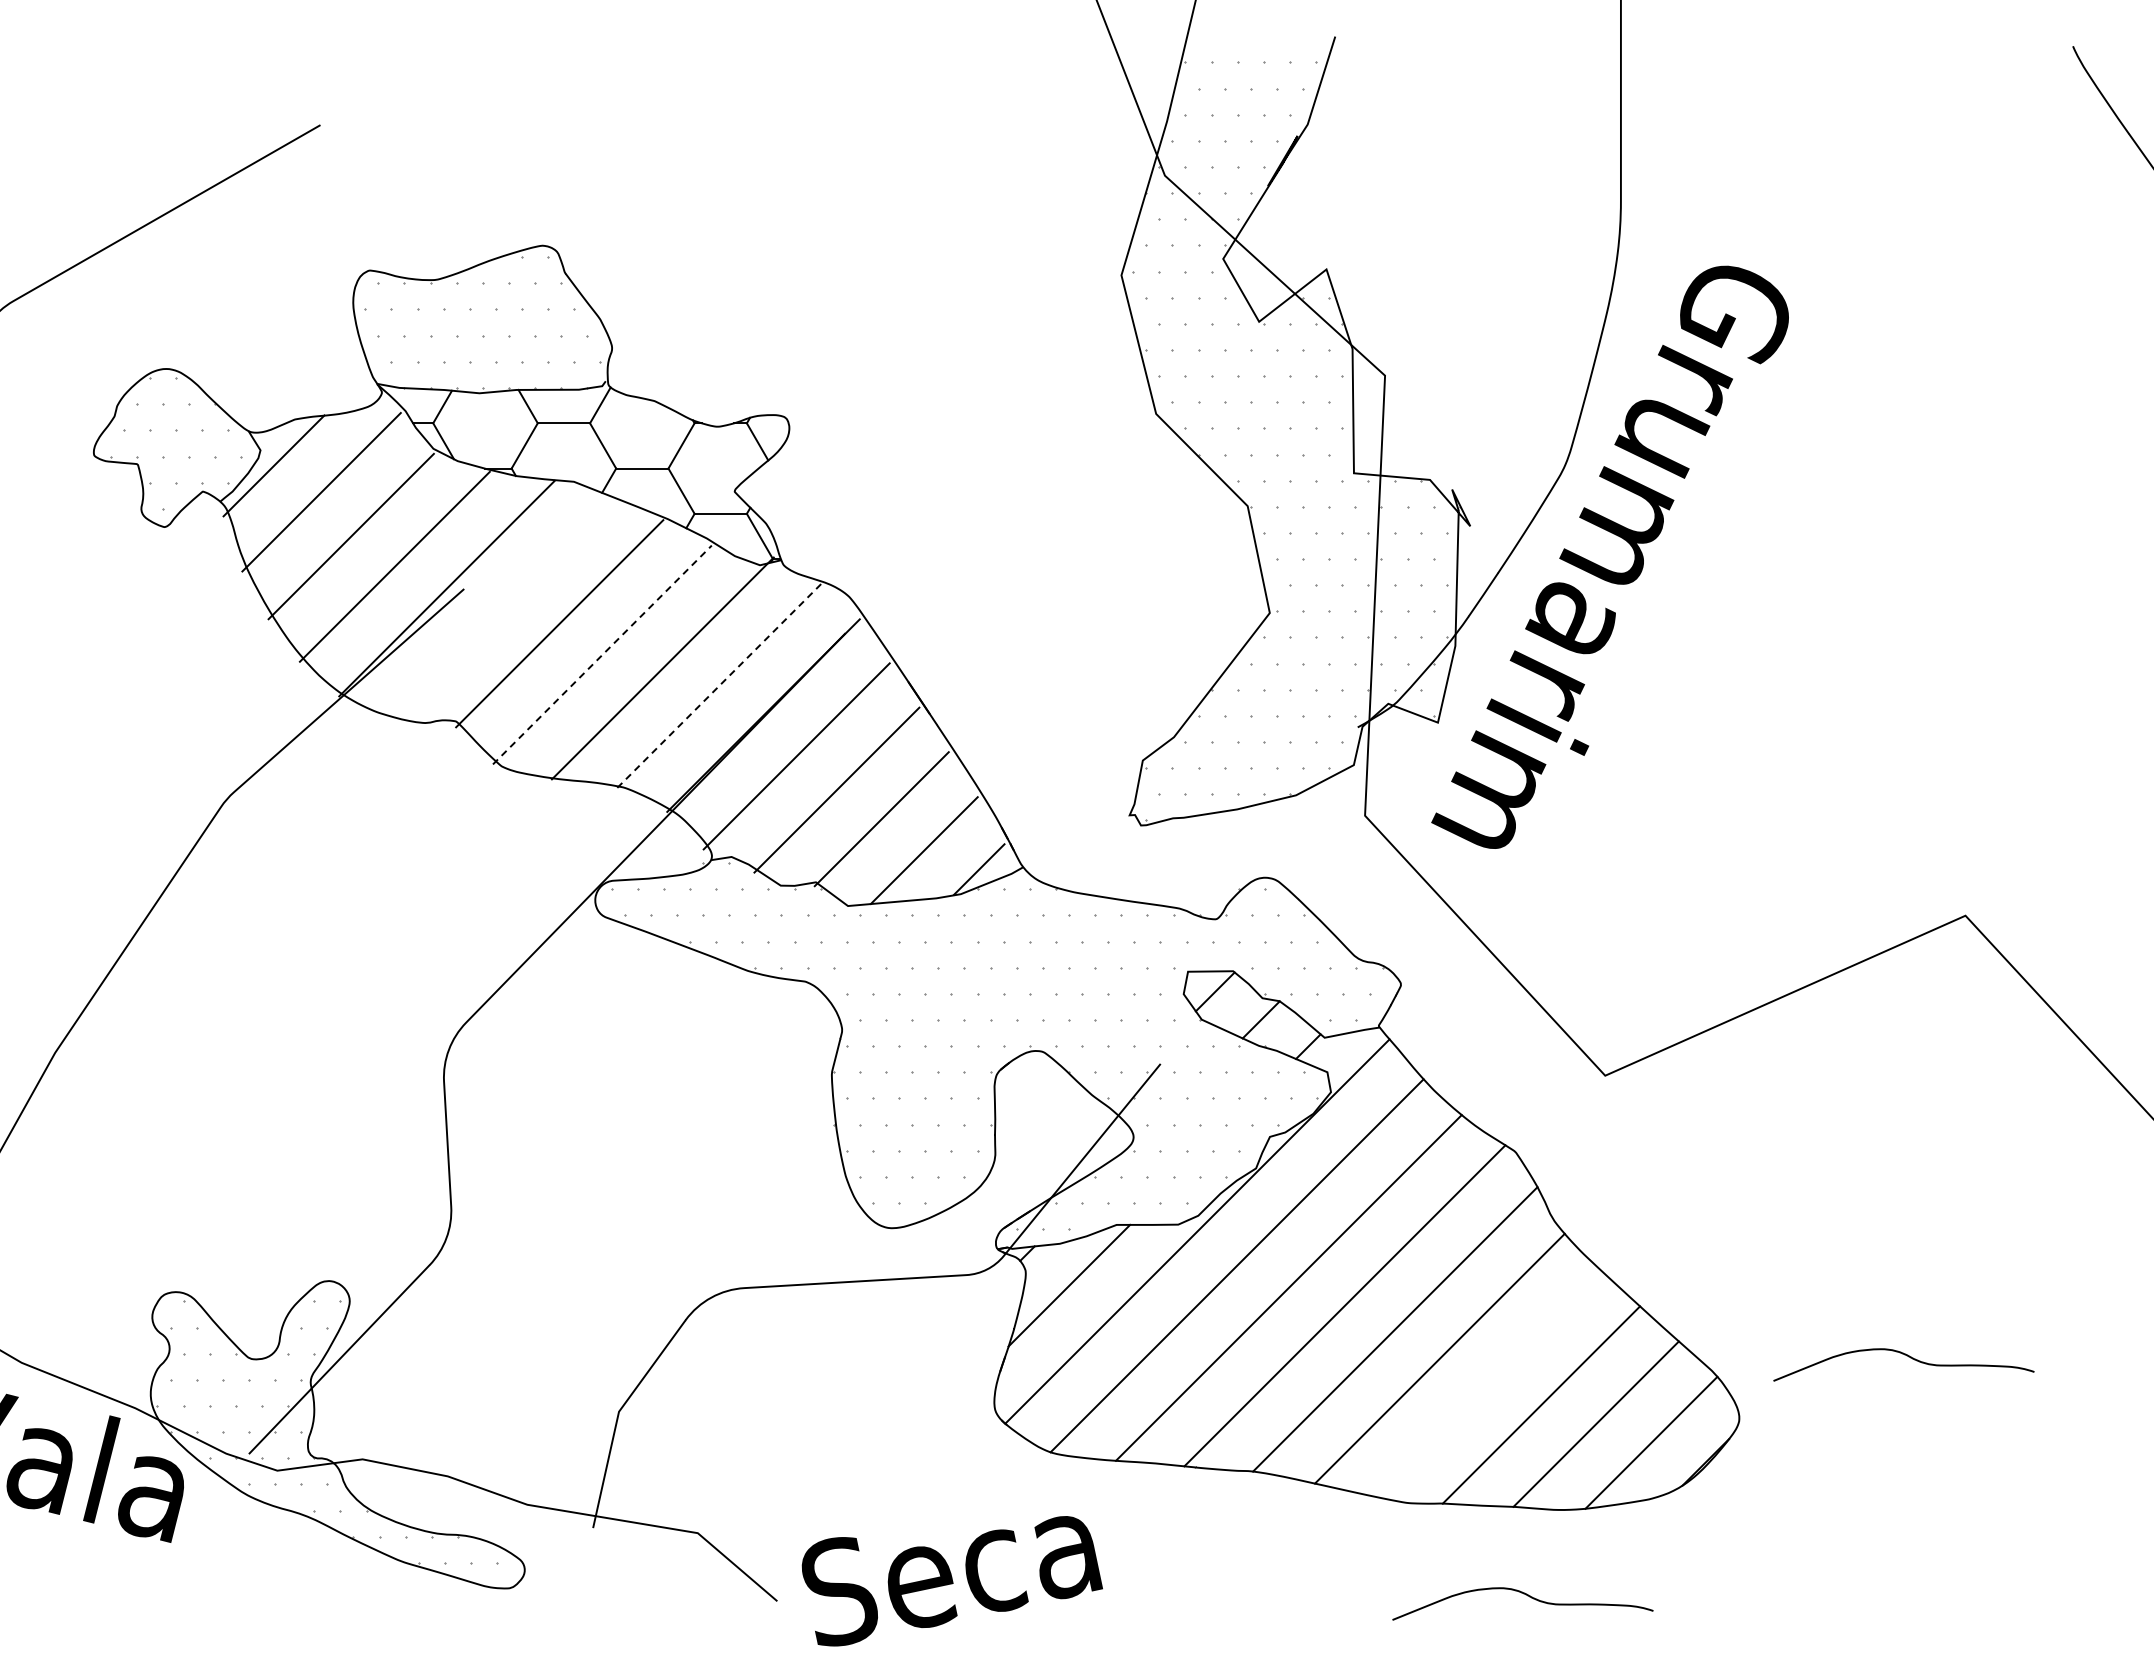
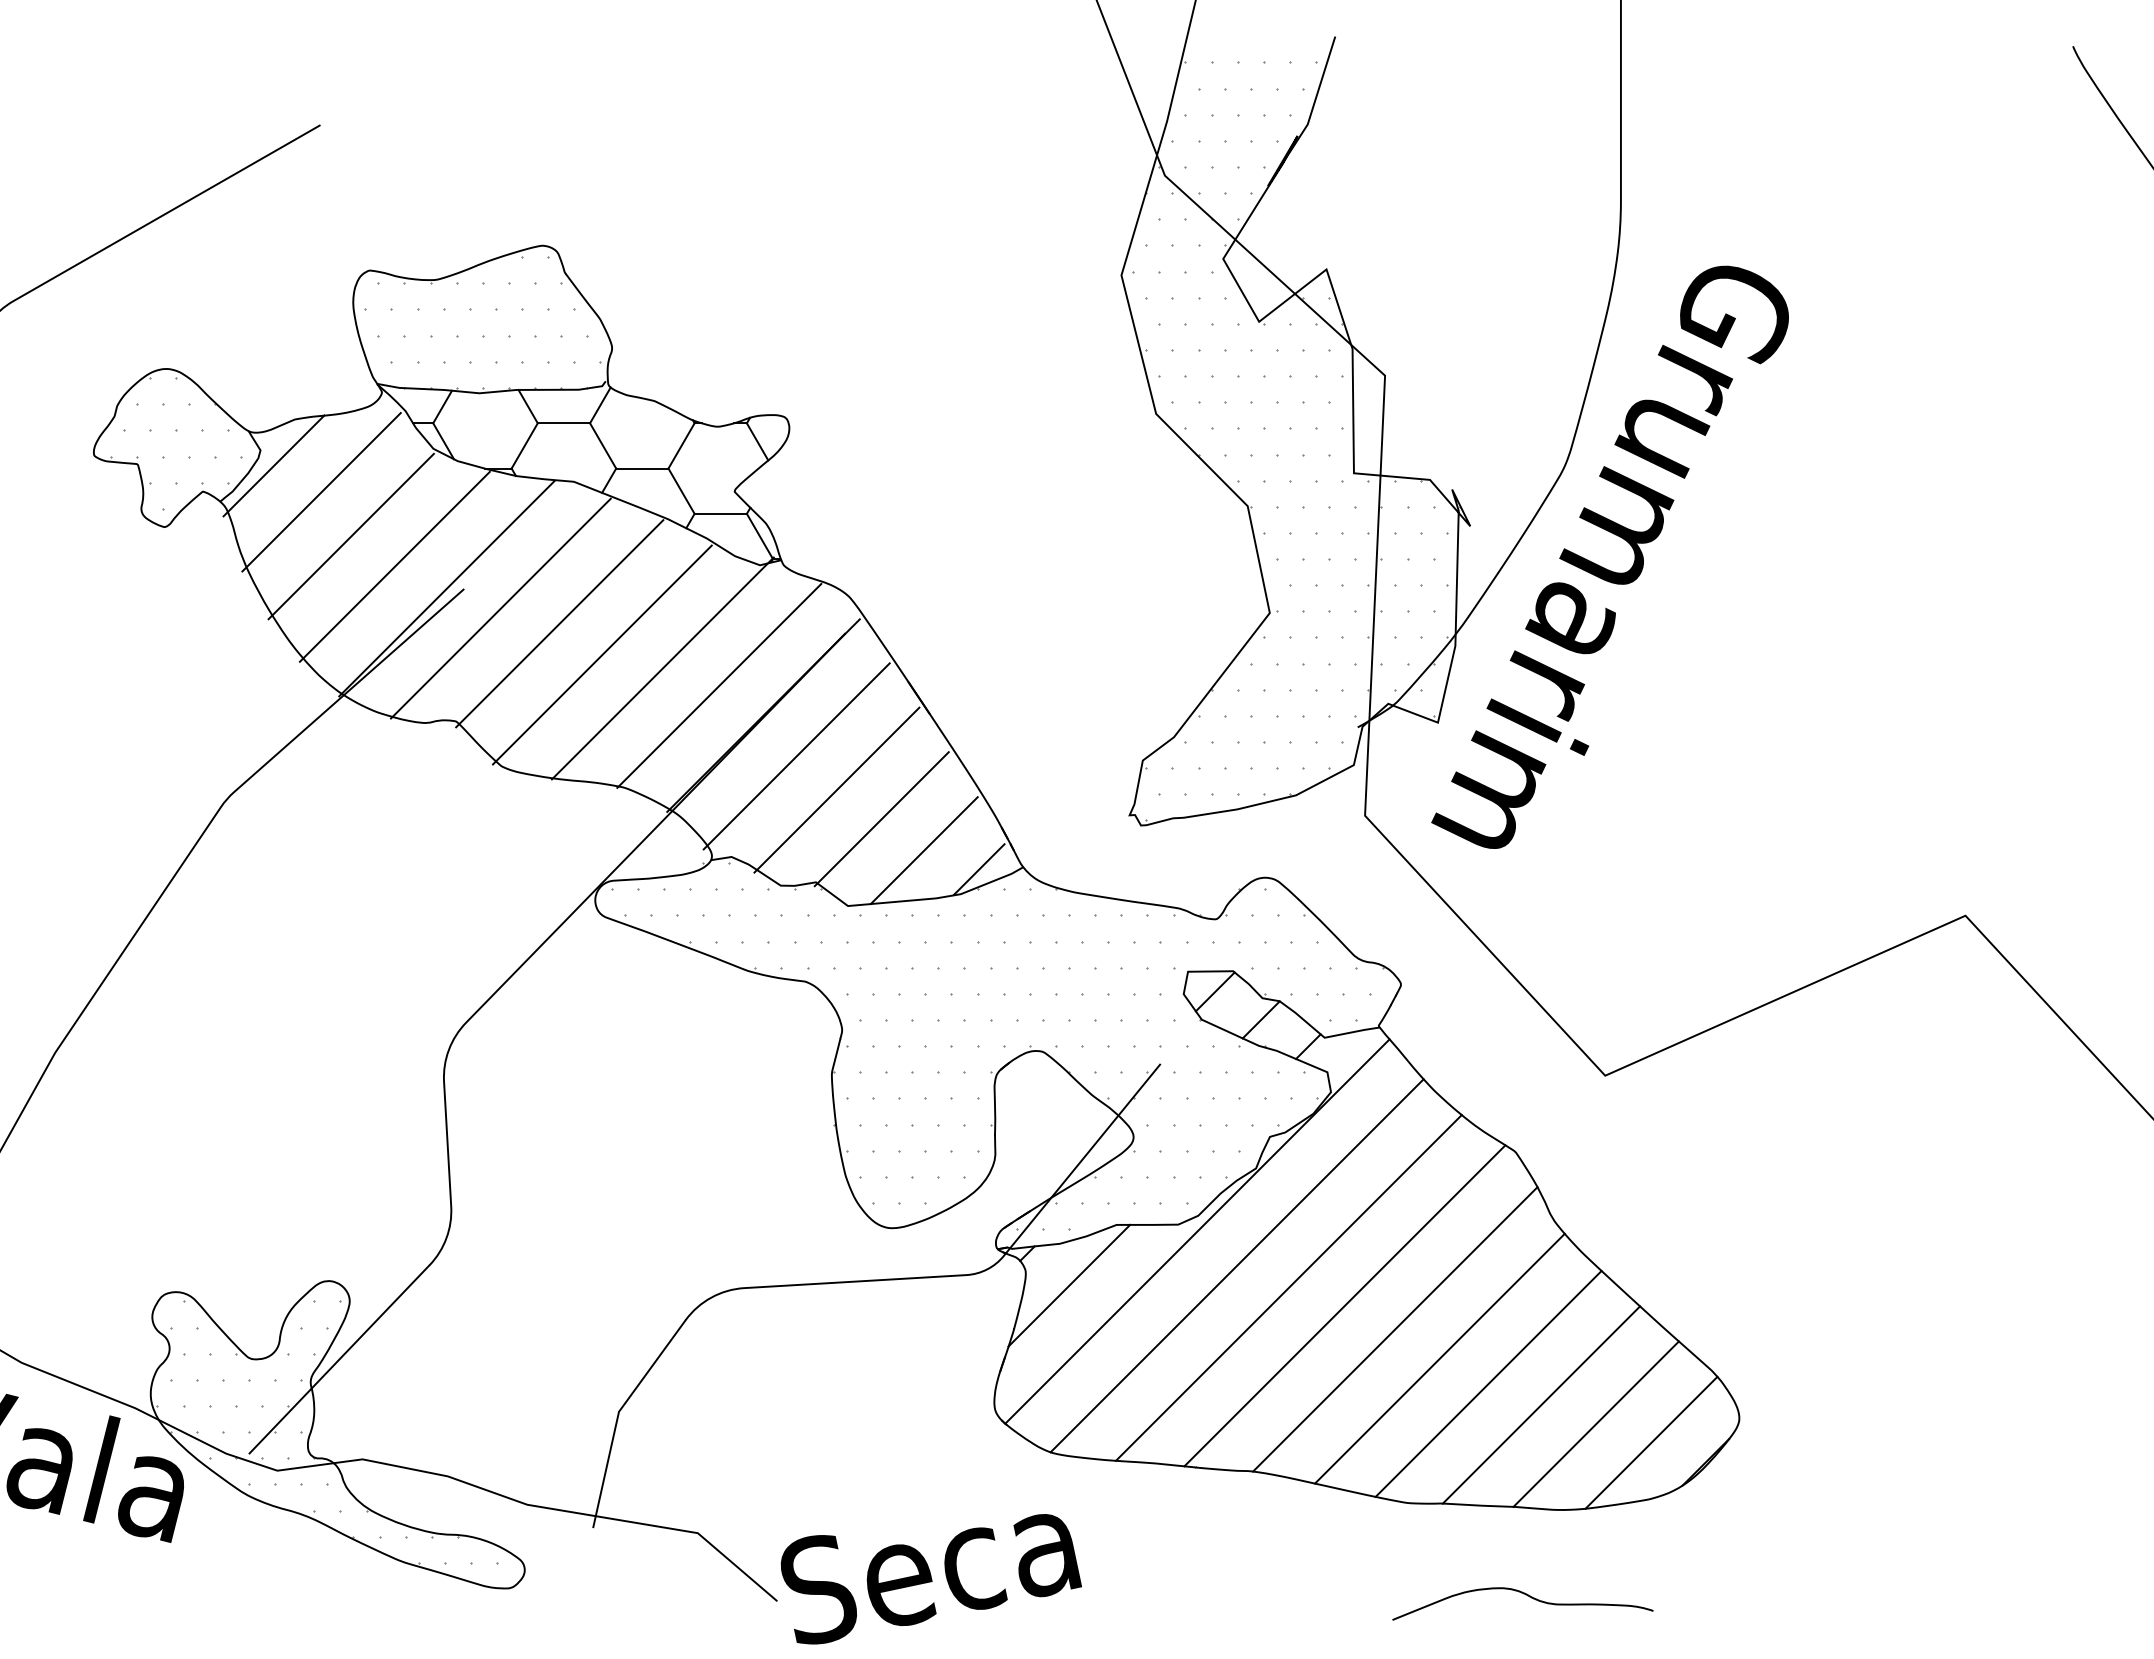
line: none -> present (500, 608)
line: dashed -> solid (602, 655)
line: dashed -> solid (719, 685)
curve: present -> none (1908, 1357)
line: none -> present (1488, 1383)
text position: (951, 1581) -> (930, 1579) (930, 1579)
